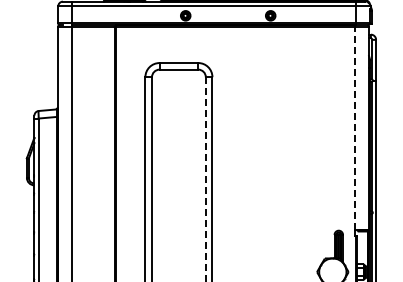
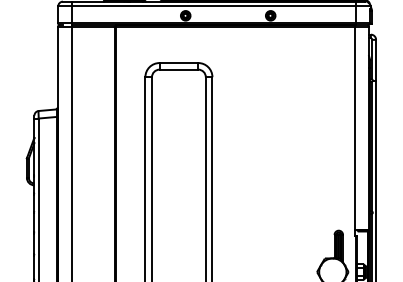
line: dashed -> solid (354, 128)
line: dashed -> solid (205, 179)
